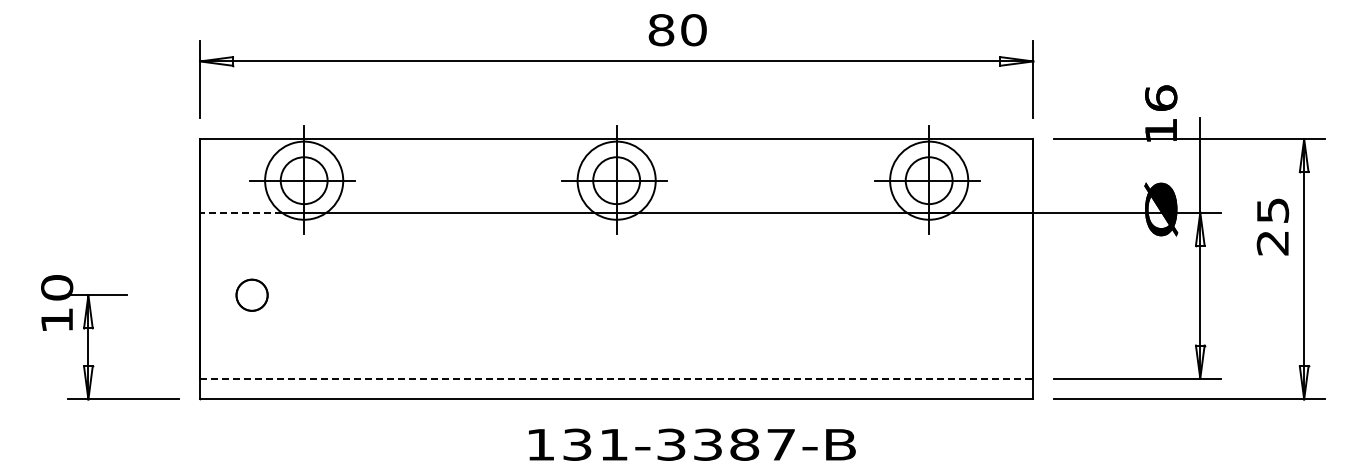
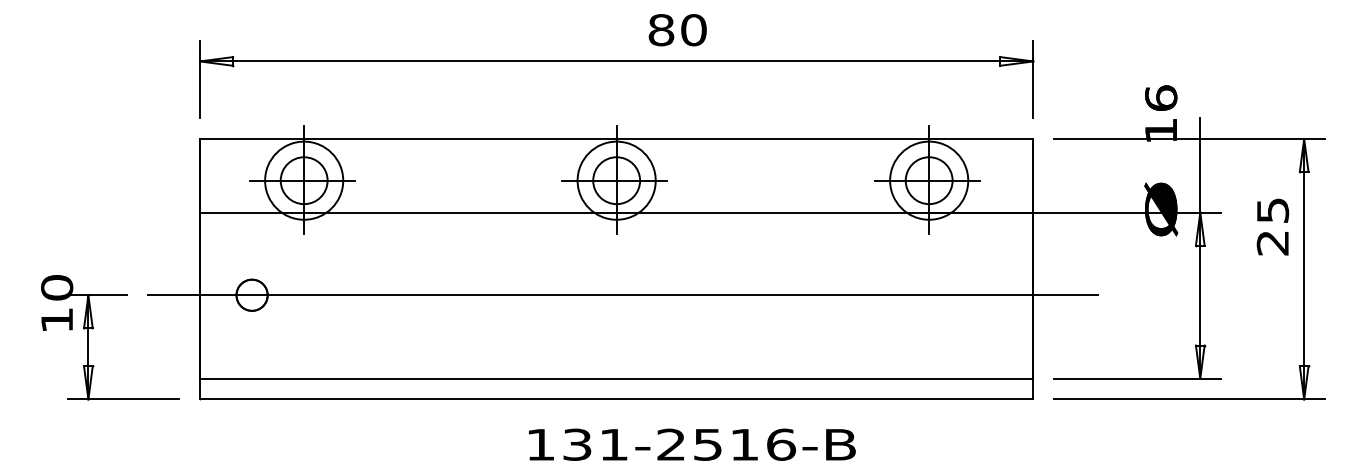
line: dashed -> solid (240, 212)
line: none -> present (622, 295)
line: dashed -> solid (616, 378)
text: 131-3387-B -> 131-2516-B (726, 444)
